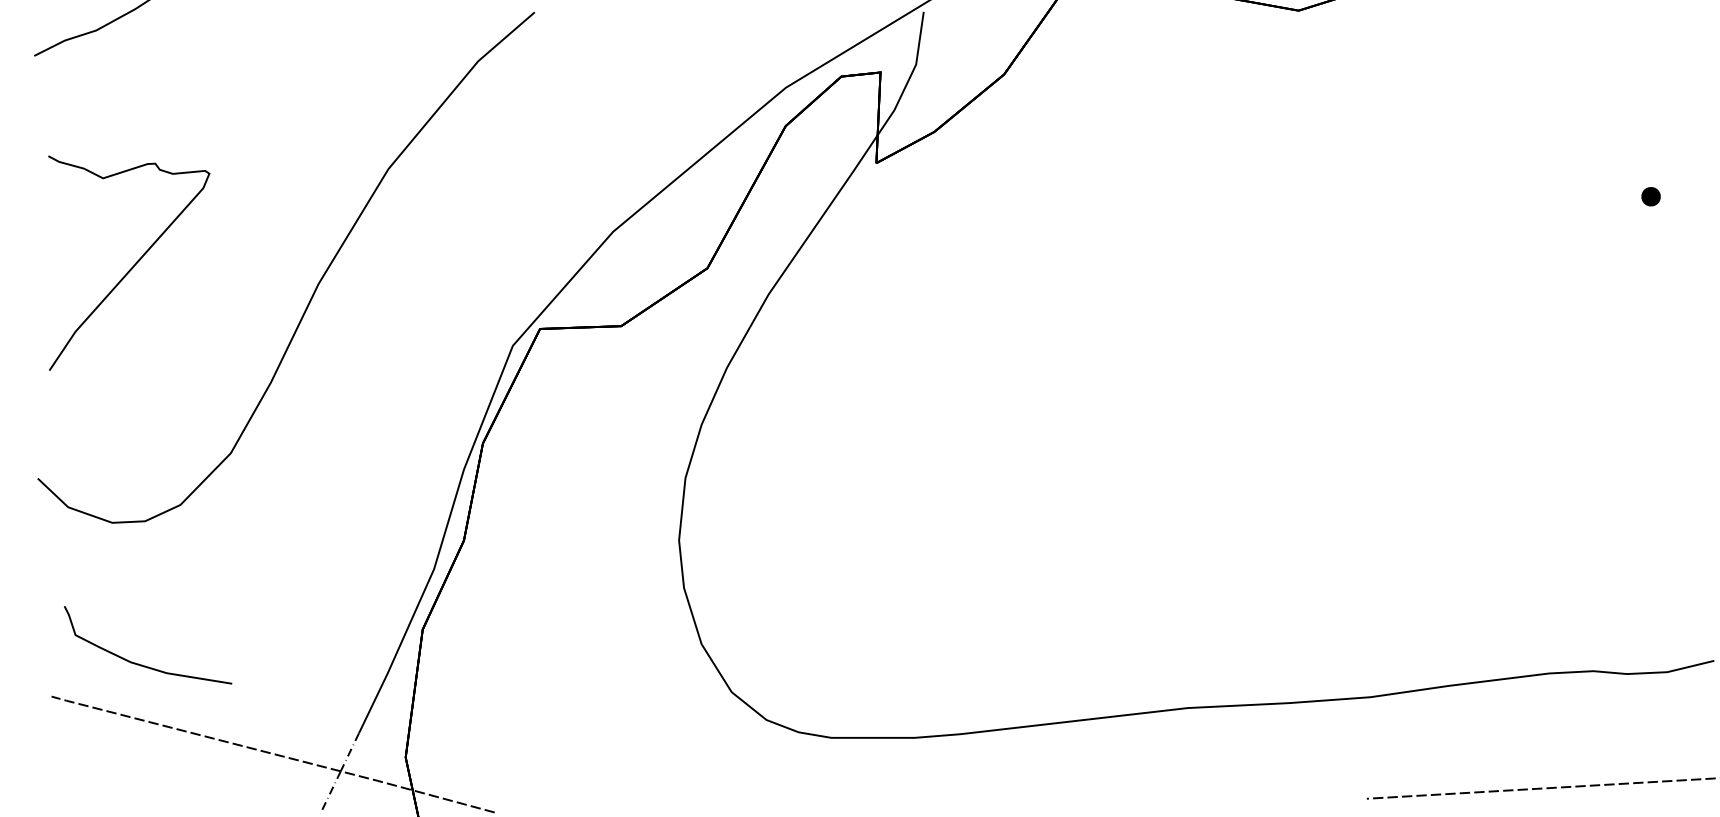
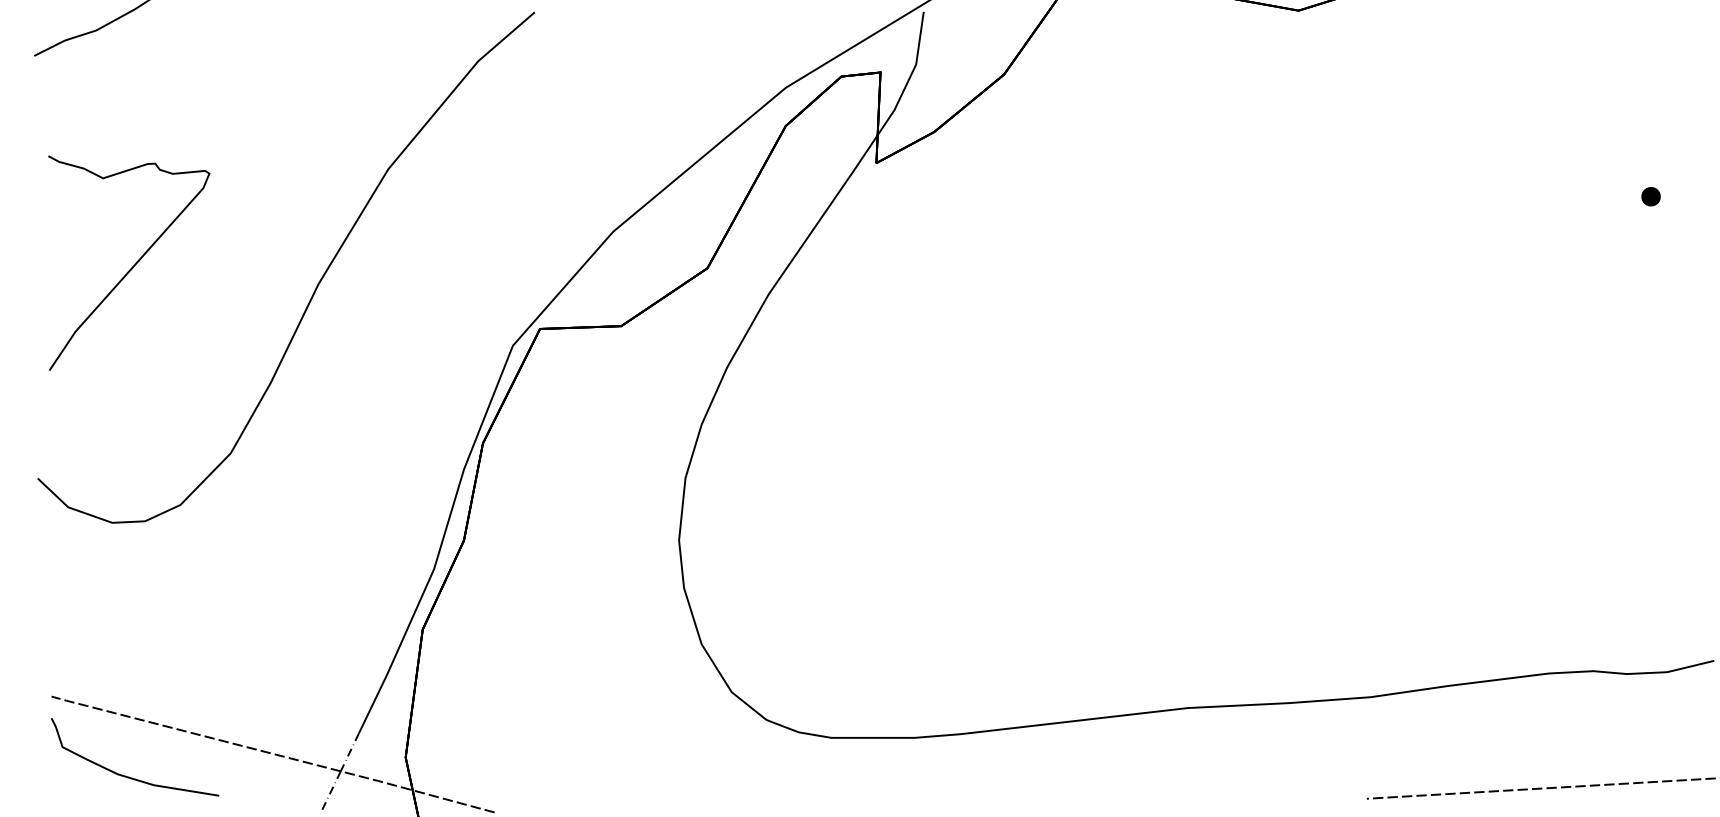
curve position: (142, 664) -> (129, 776) (129, 776)
